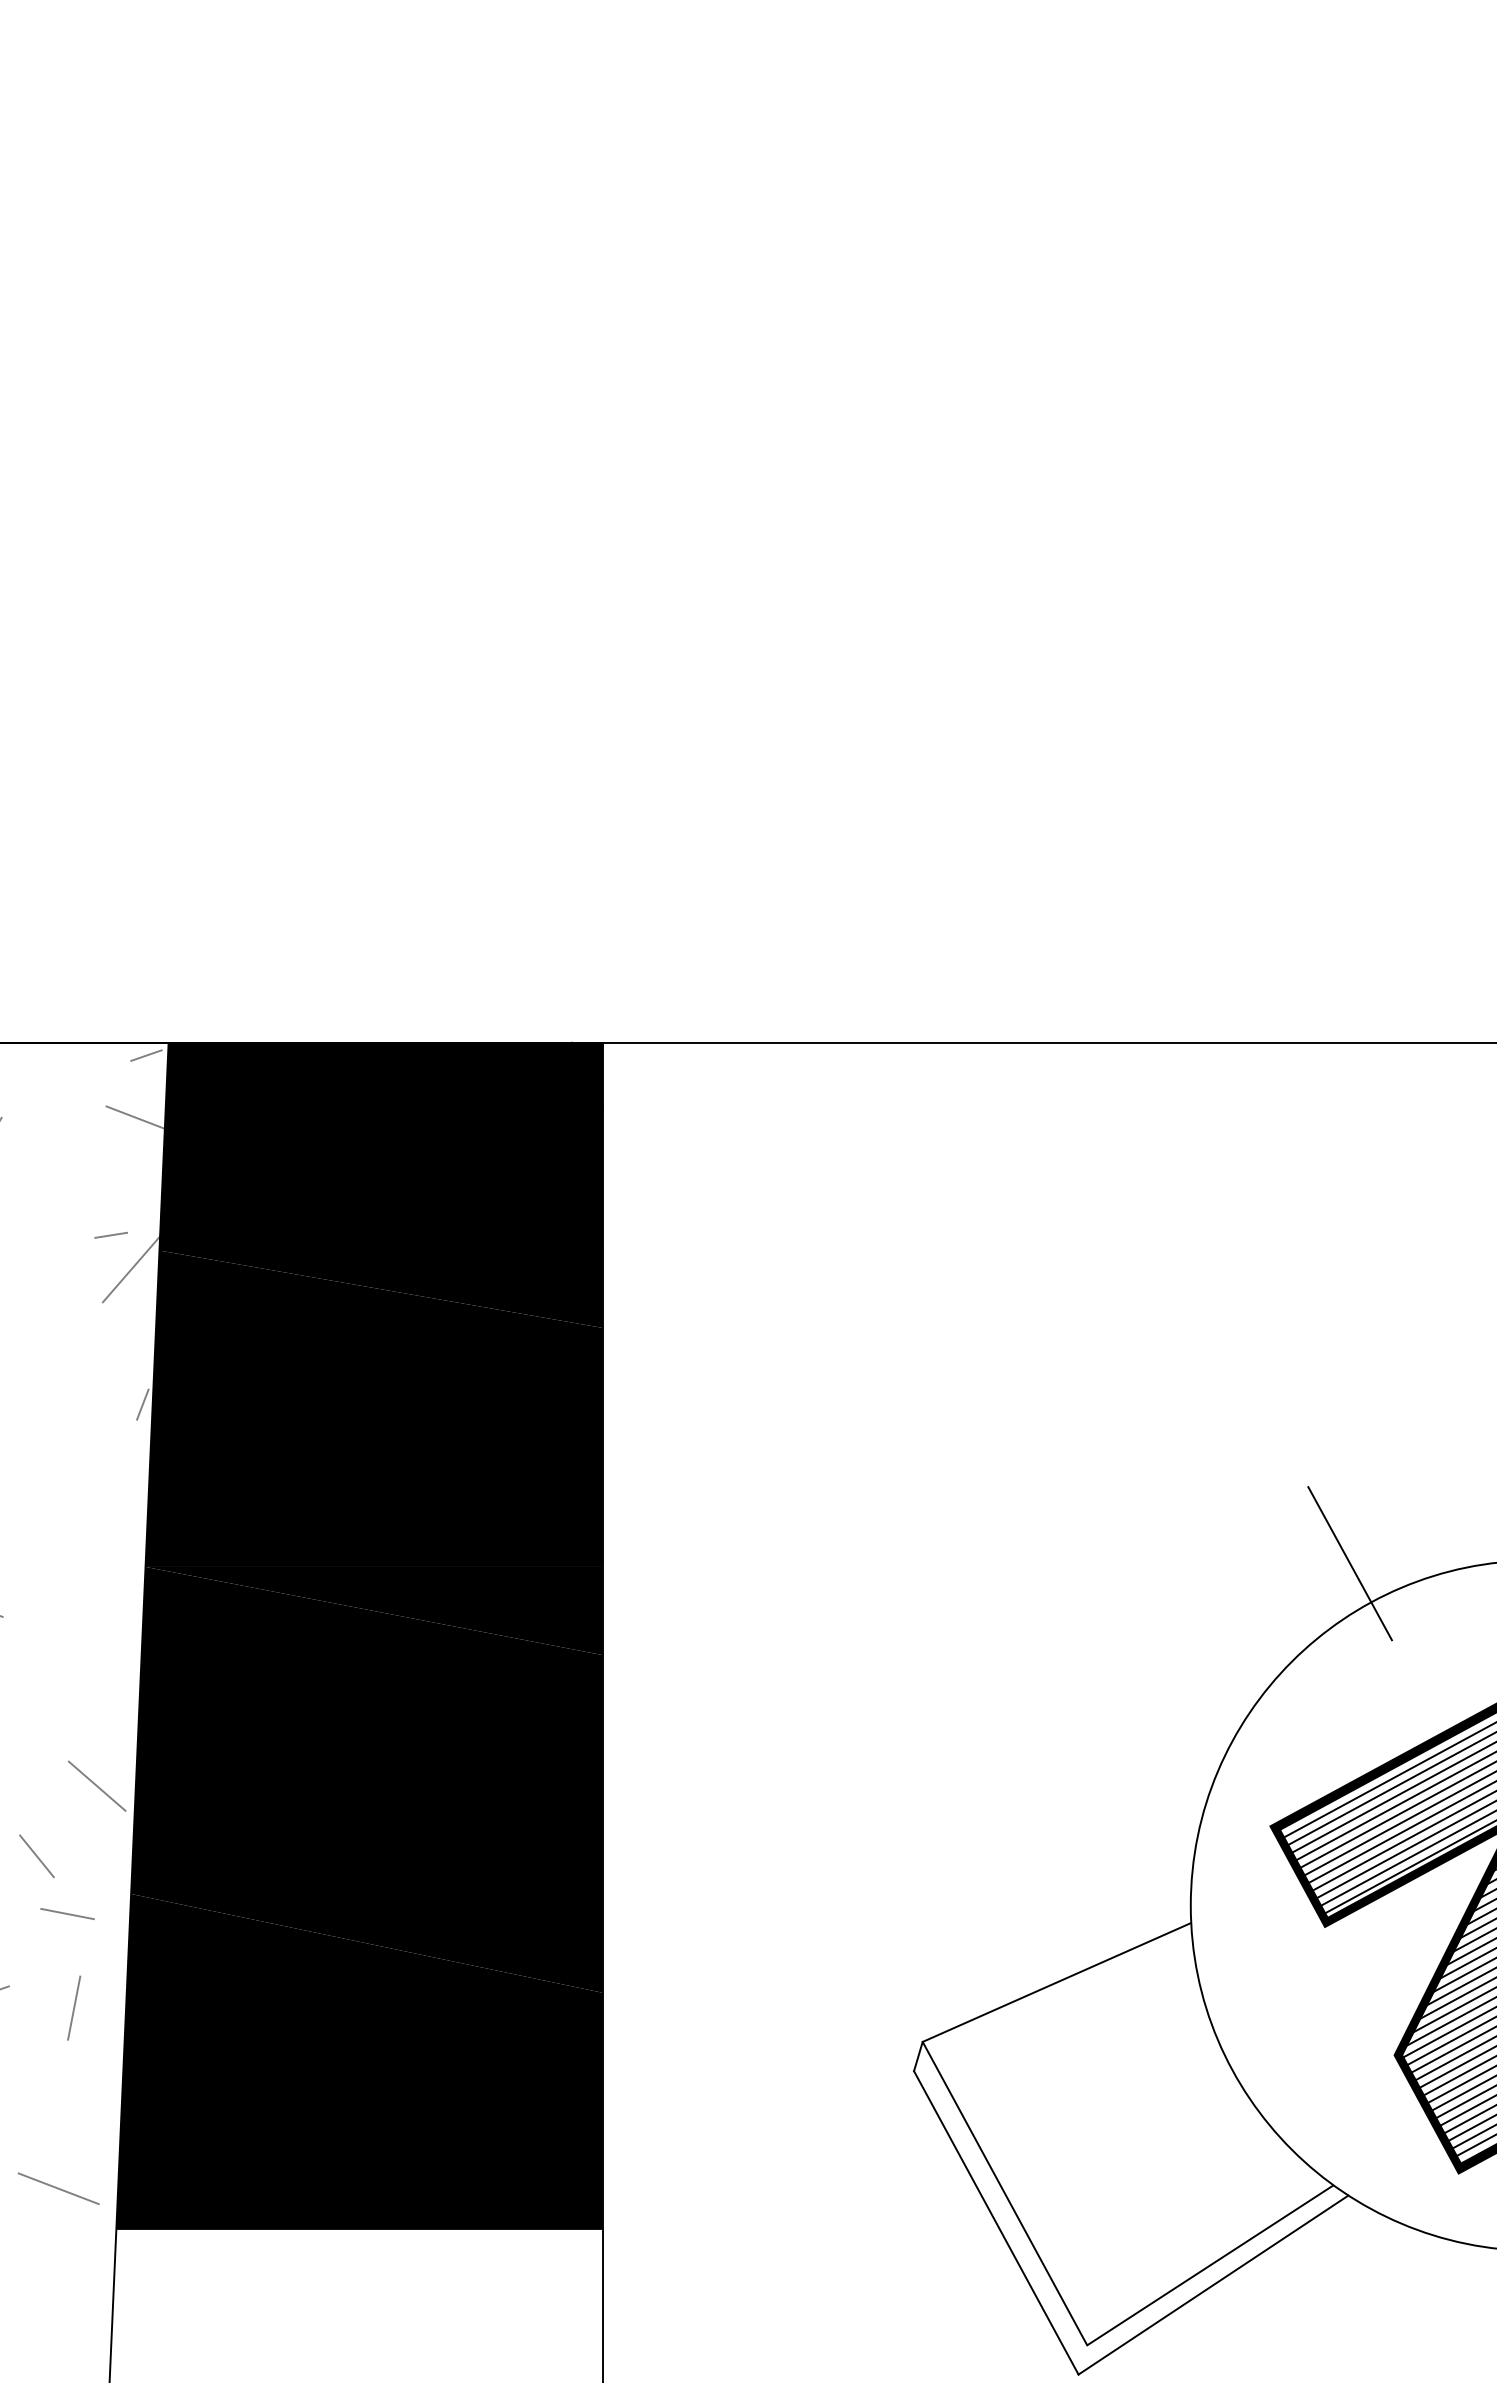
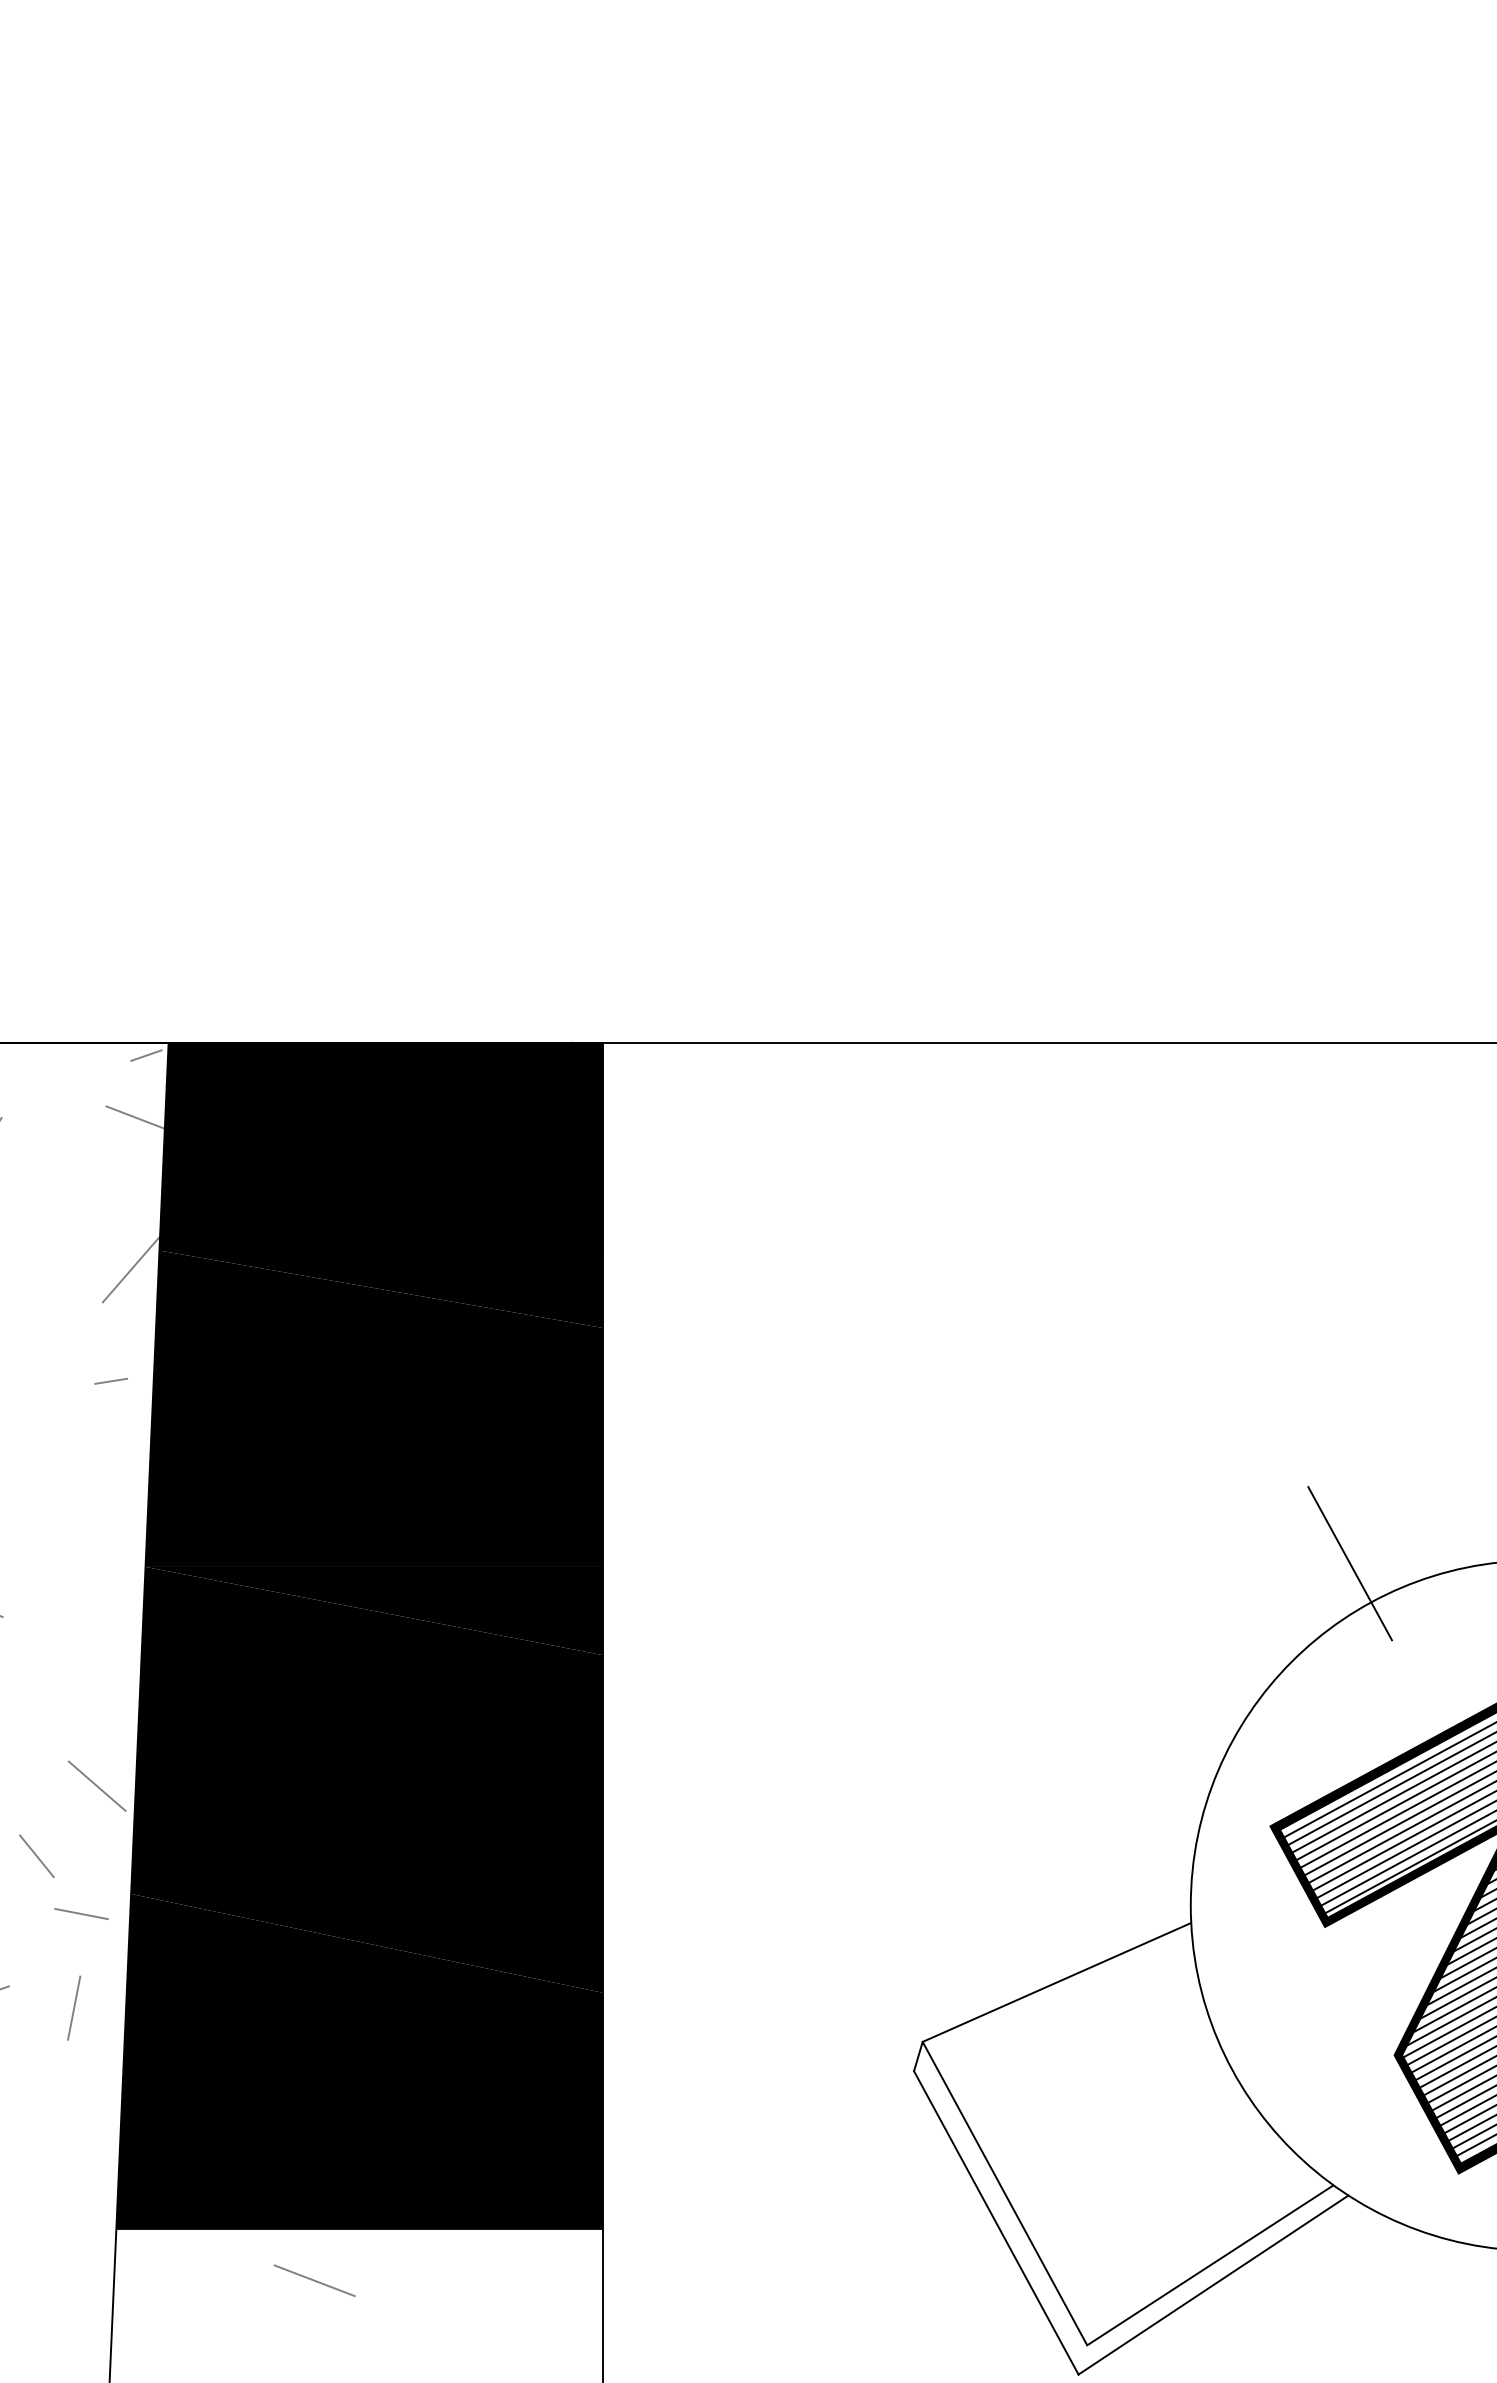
line position: (110, 1235) -> (110, 1381) (110, 1381)
line: present -> none (142, 1404)
line position: (67, 1913) -> (81, 1913) (81, 1913)
line position: (58, 2188) -> (314, 2280) (314, 2280)
